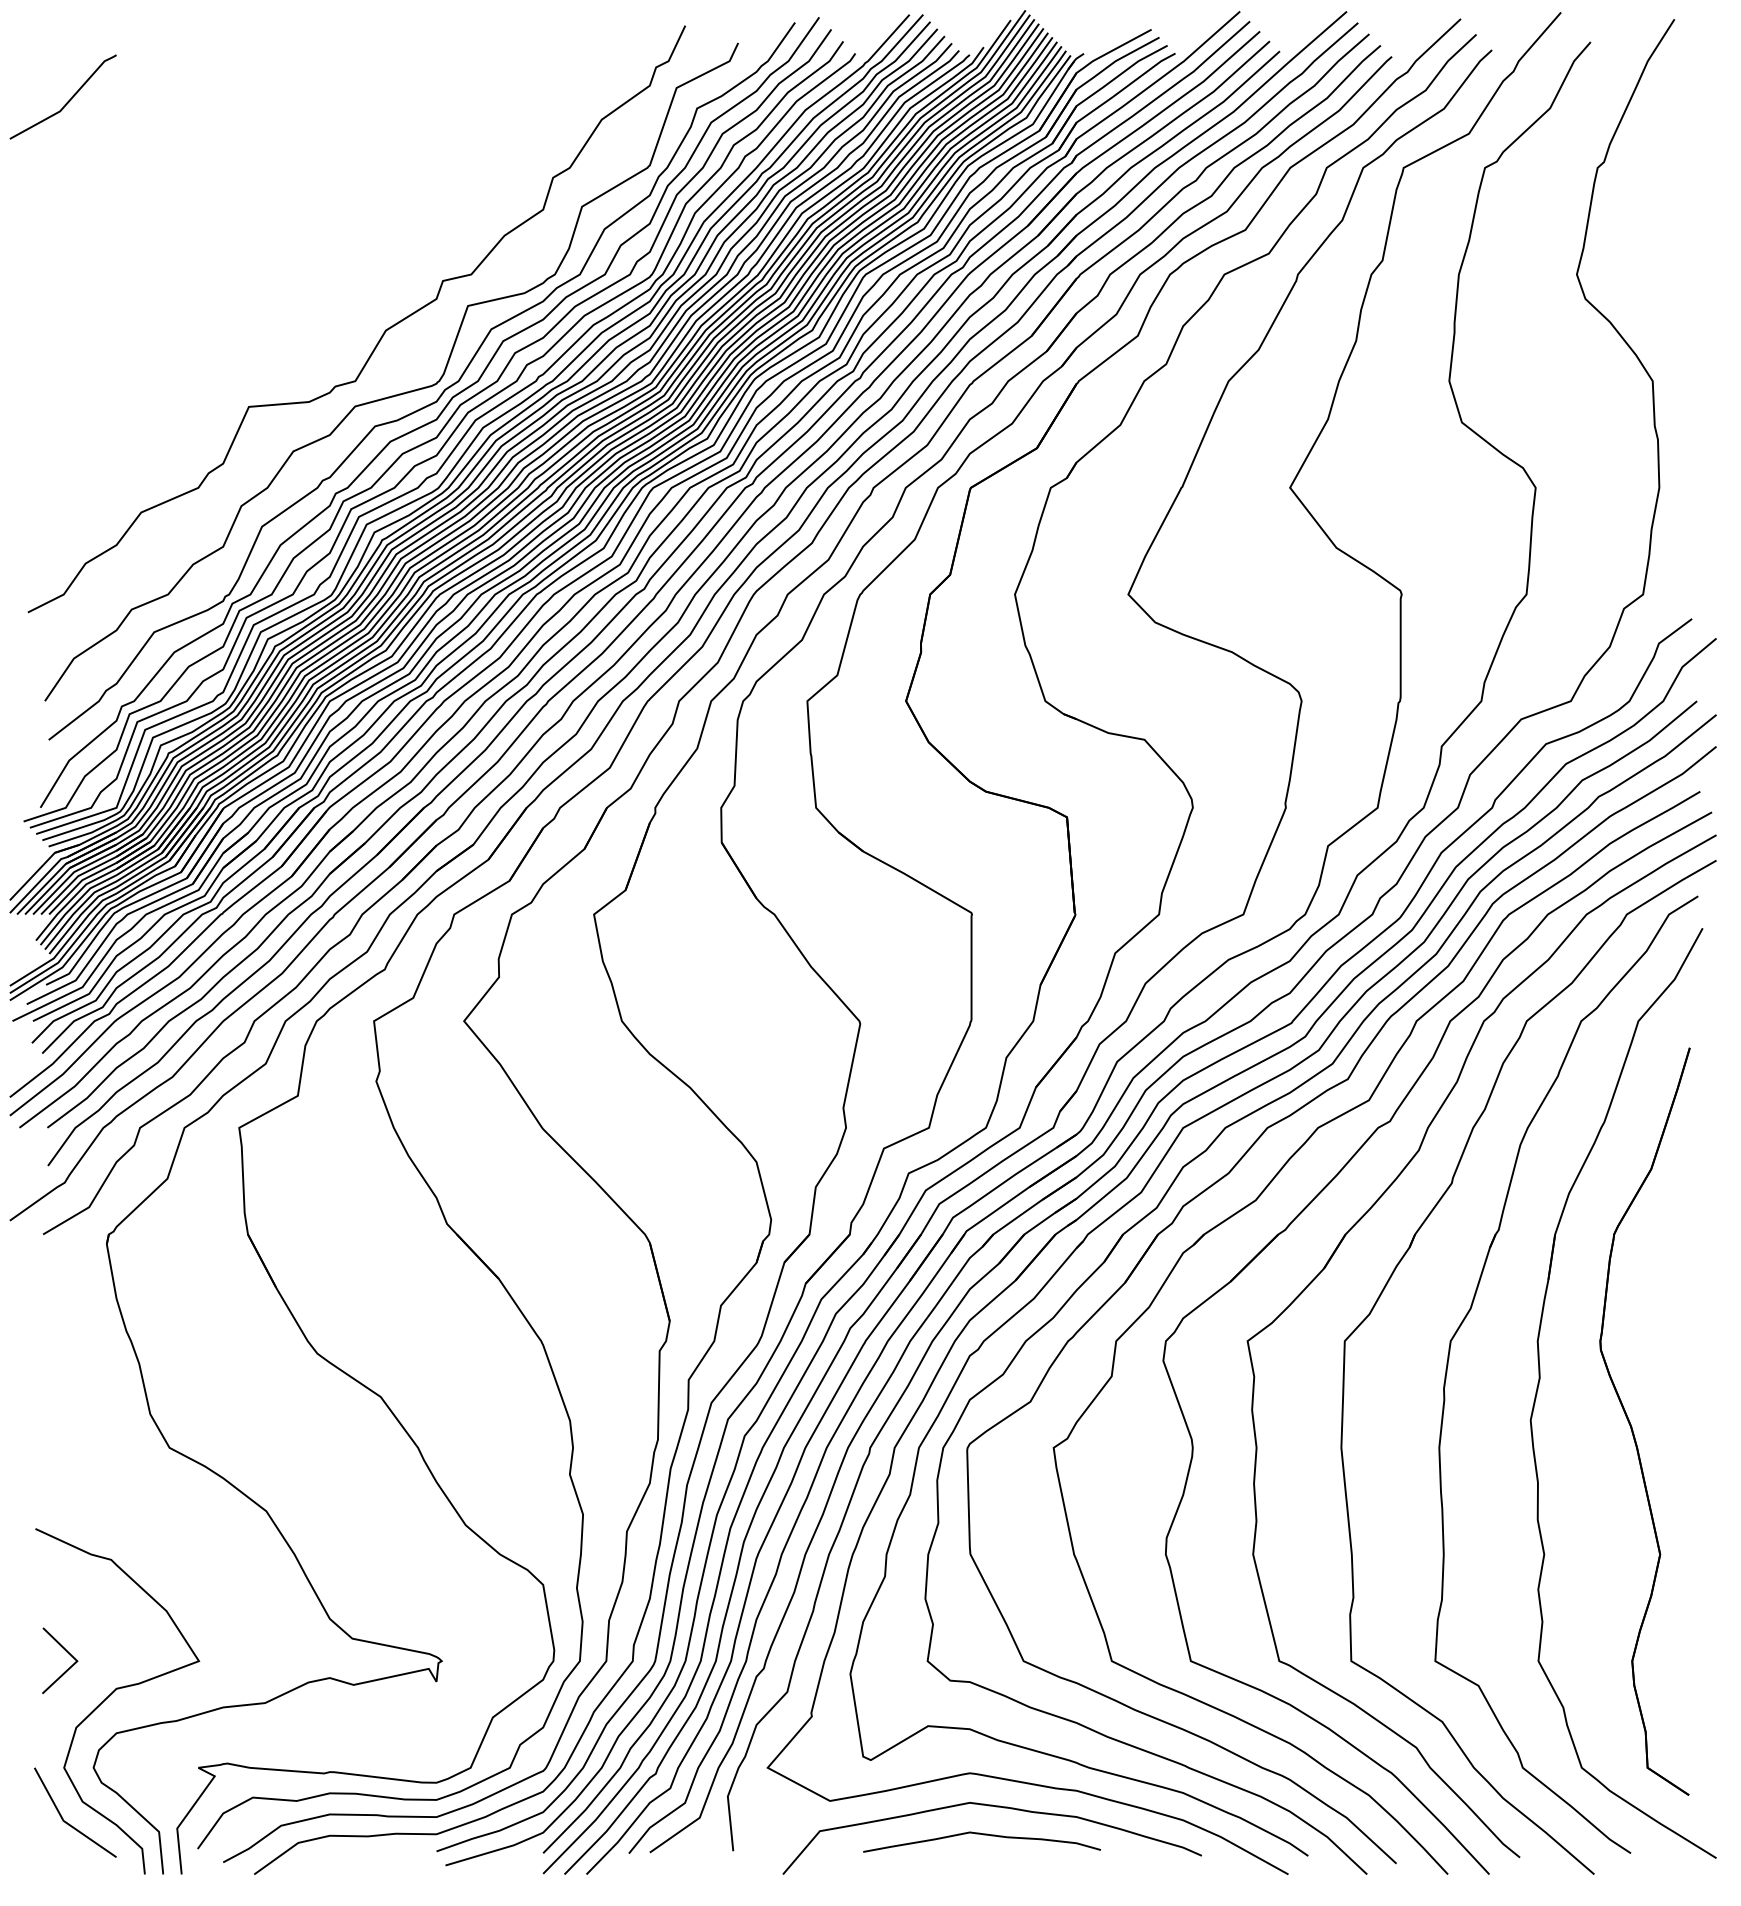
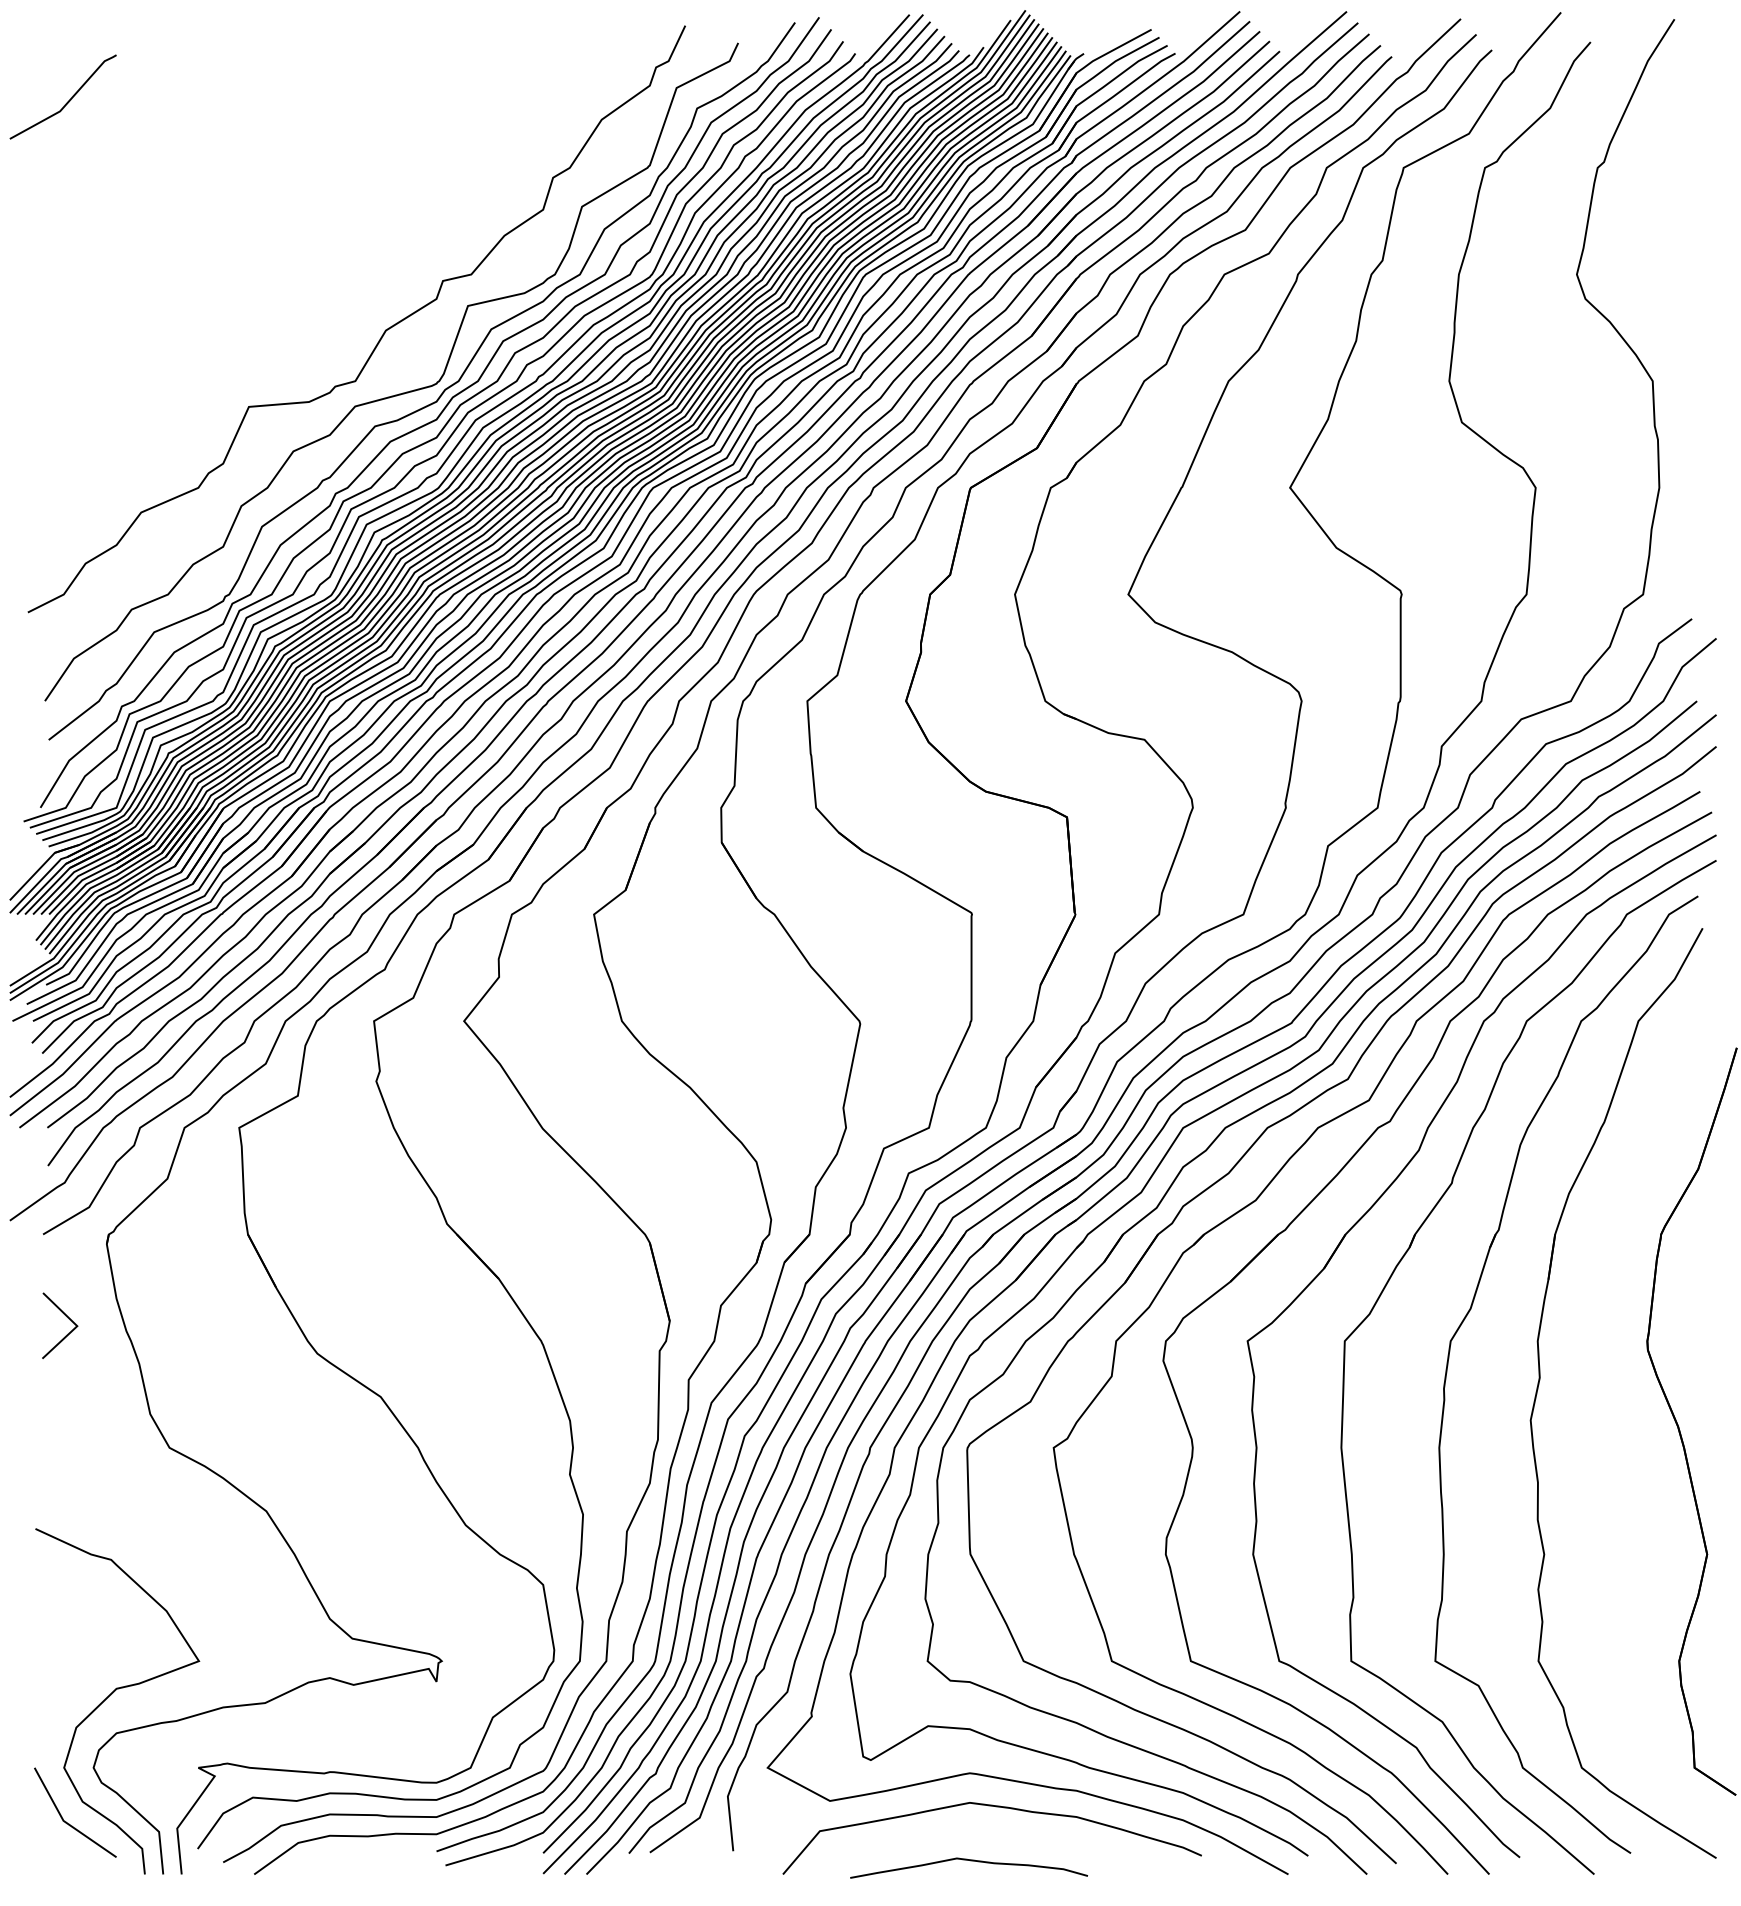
part position: (1632, 1426) -> (1679, 1426) (1679, 1426)
line position: (67, 1653) -> (67, 1318) (67, 1318)
curve position: (983, 1835) -> (970, 1861) (970, 1861)
